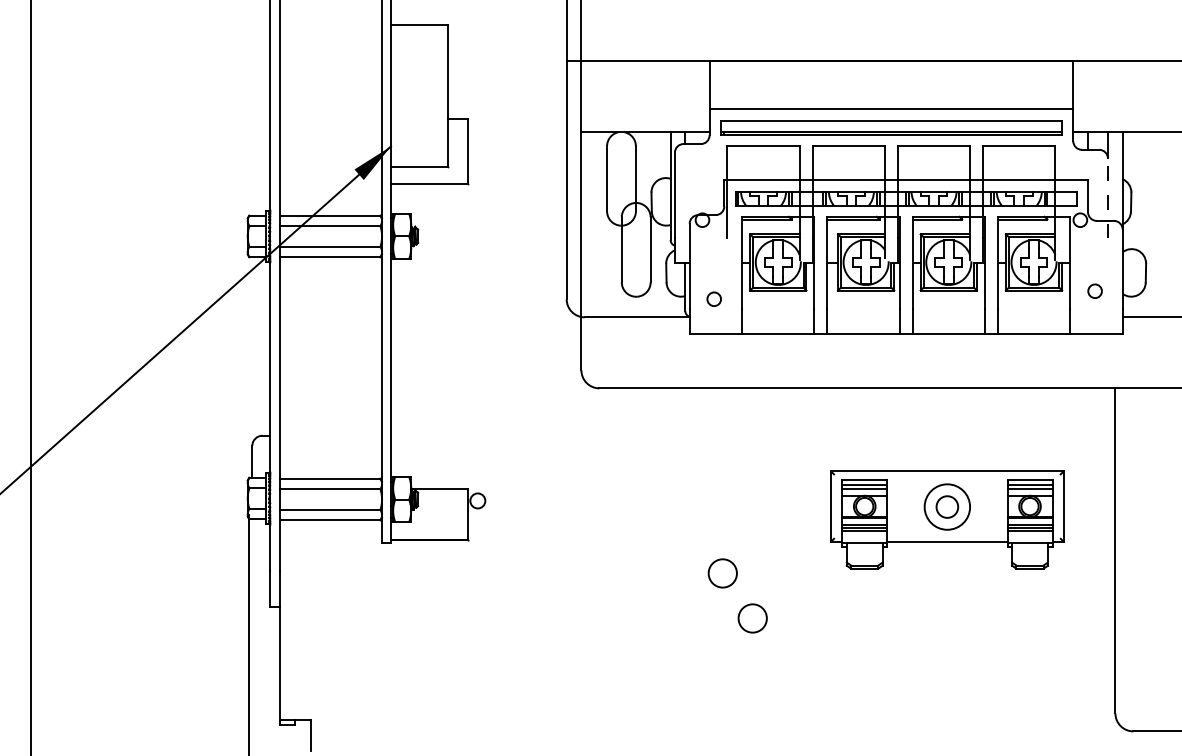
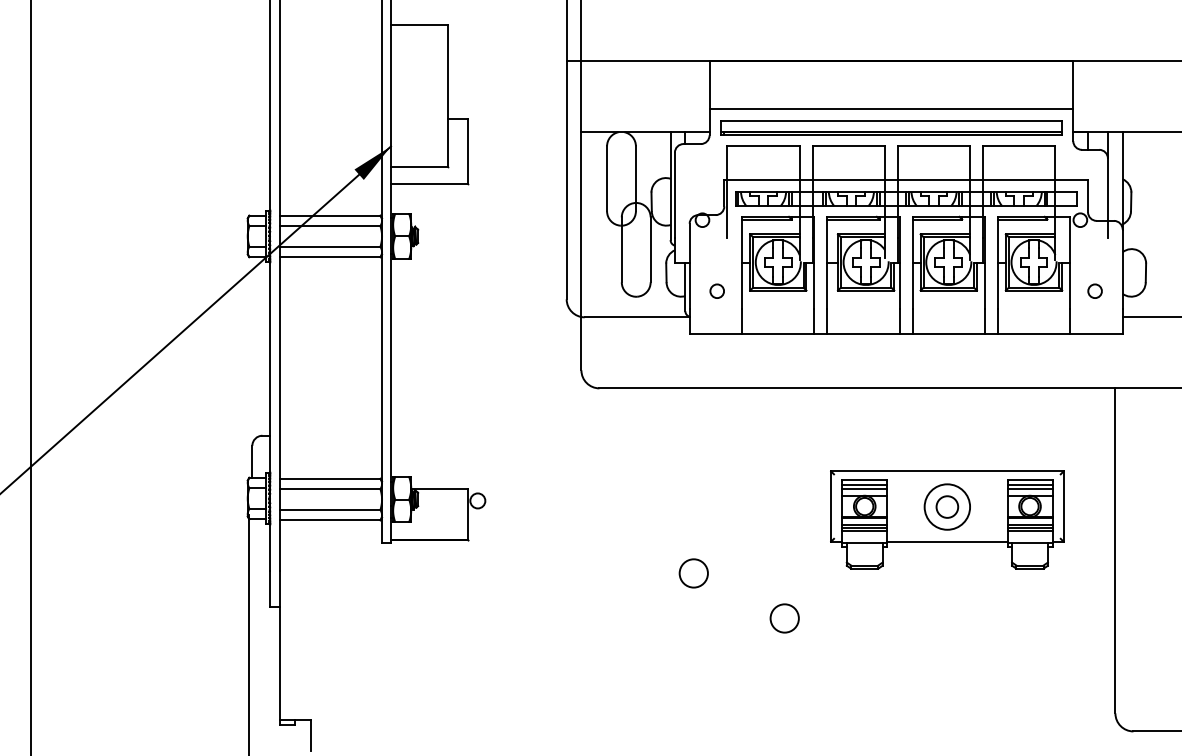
line: dashed -> solid (1107, 198)
circle position: (713, 298) -> (716, 290) (716, 290)
circle position: (722, 573) -> (693, 573) (693, 573)
circle position: (752, 618) -> (784, 618) (784, 618)
